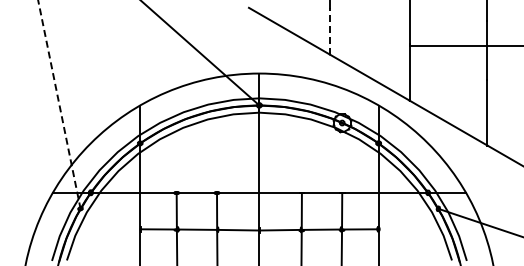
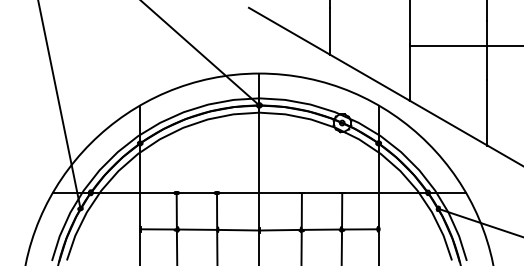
line: dashed -> solid (329, 30)
line: dashed -> solid (59, 105)
